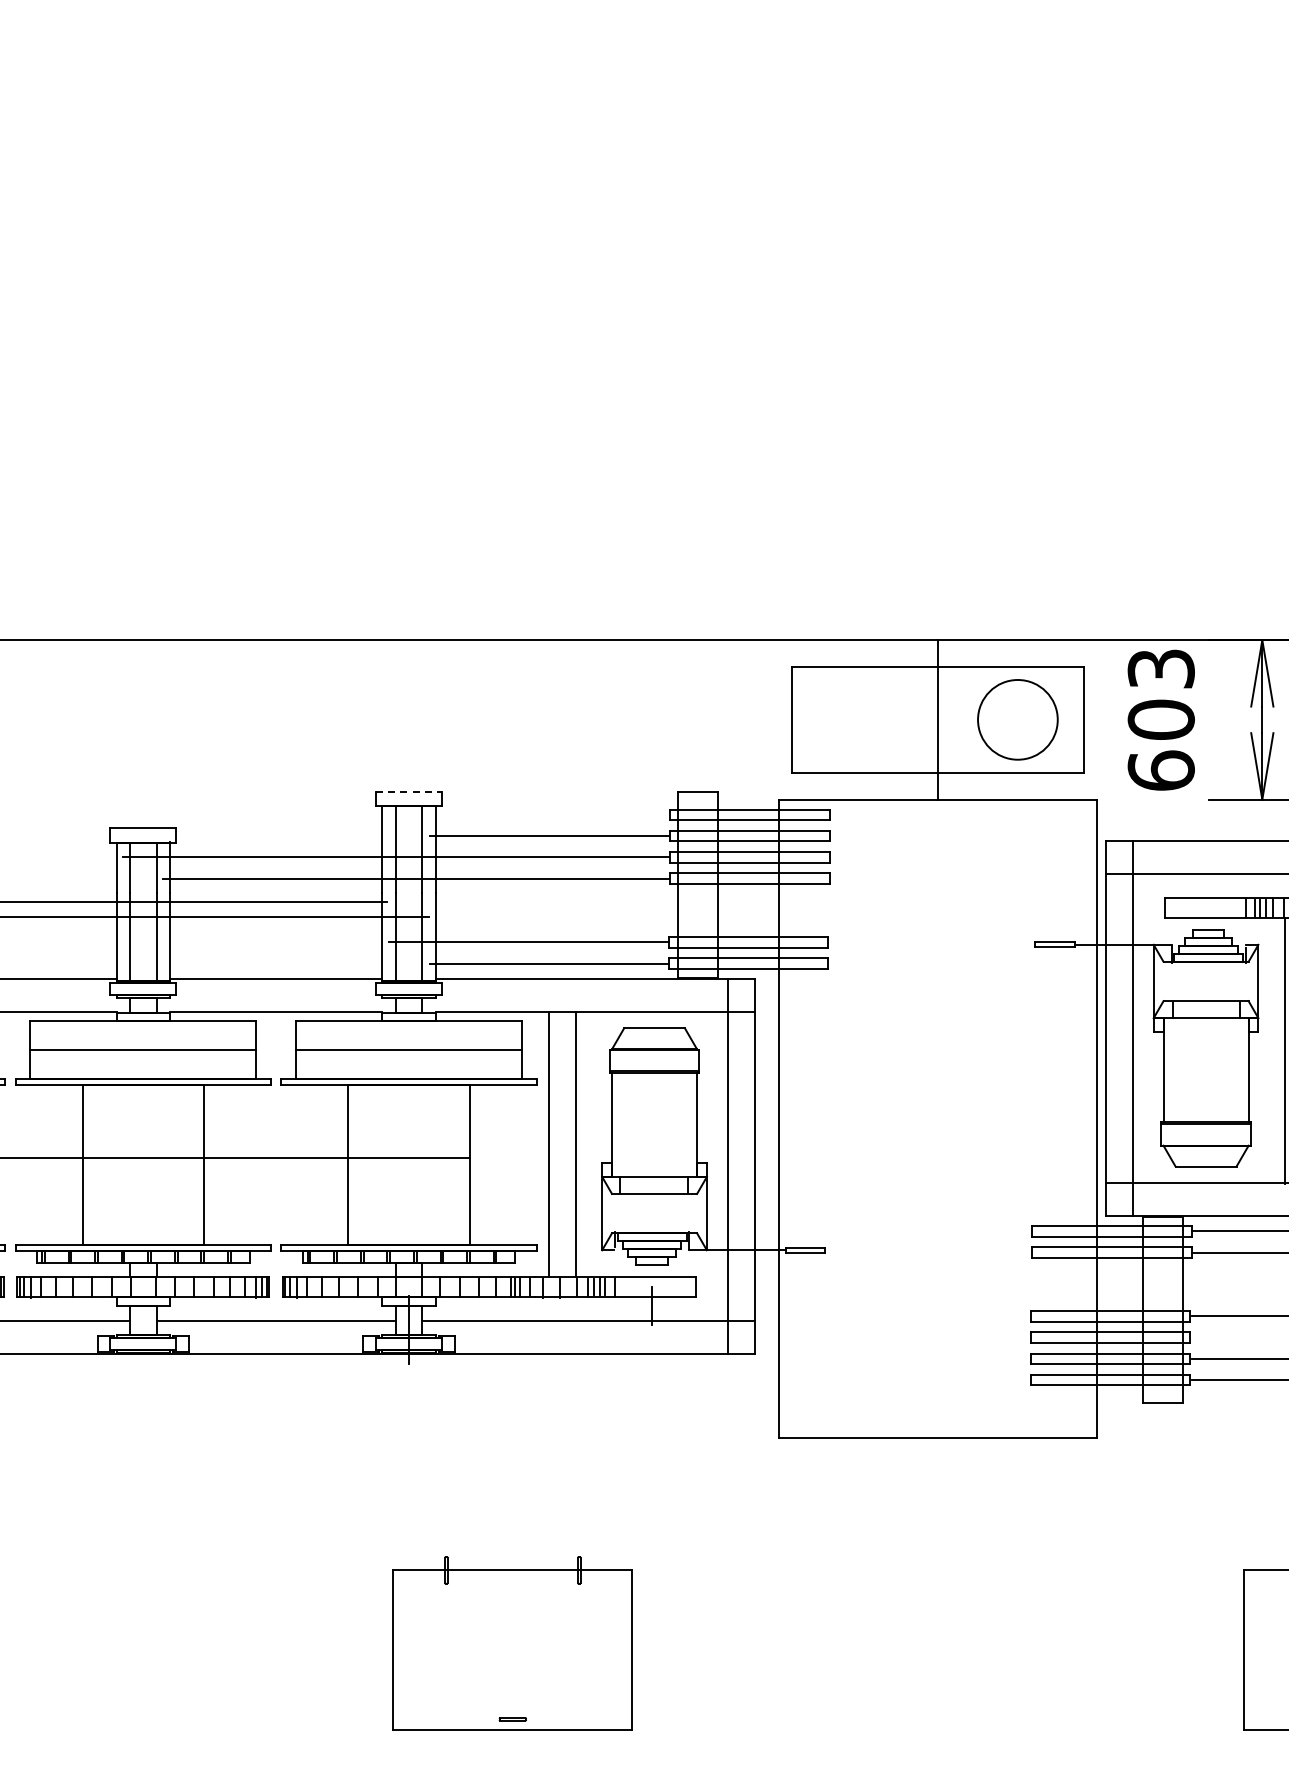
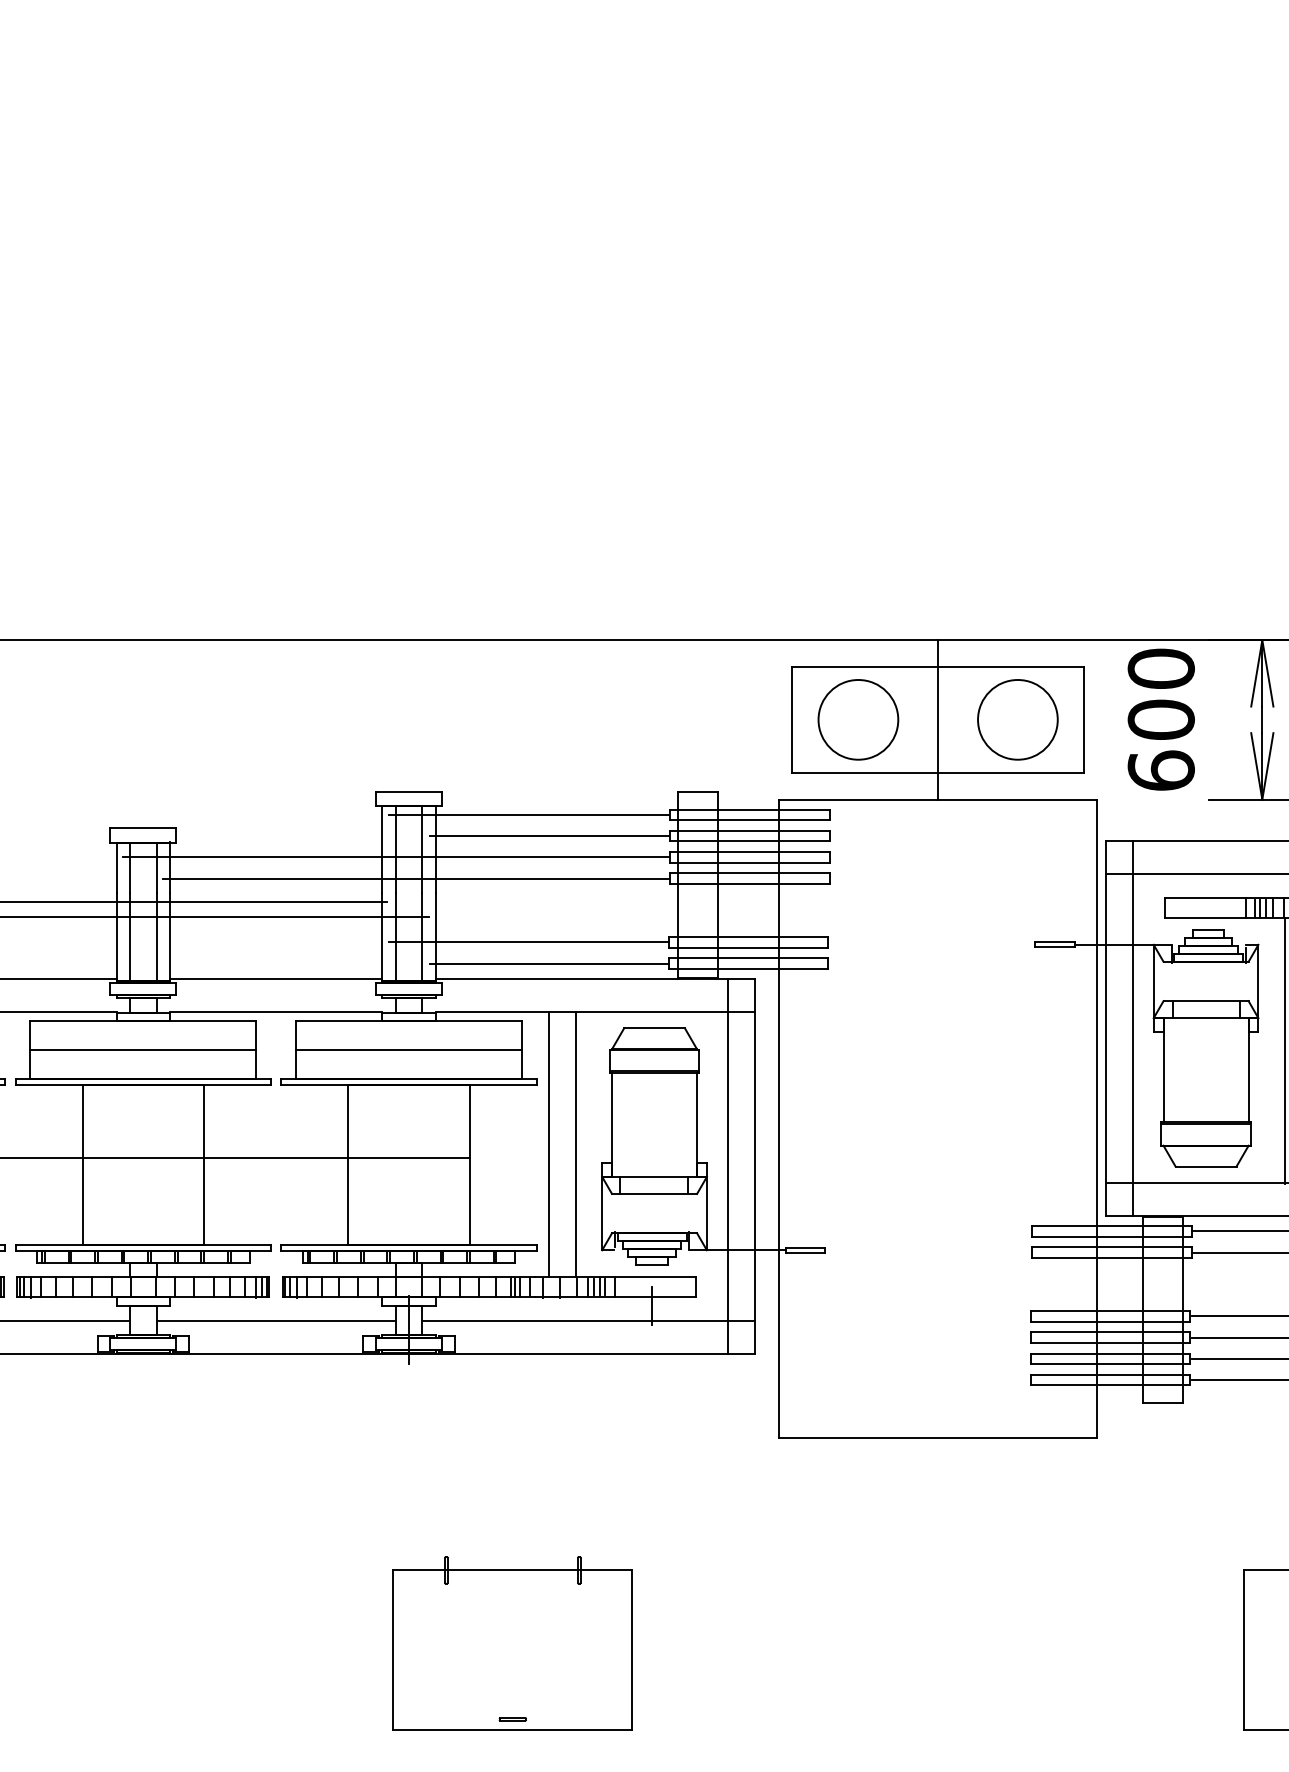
text: 603 -> 600 (1160, 668)
circle: none -> present (858, 719)
line: dashed -> solid (409, 791)
line: none -> present (528, 814)
line: none -> present (1238, 1337)
